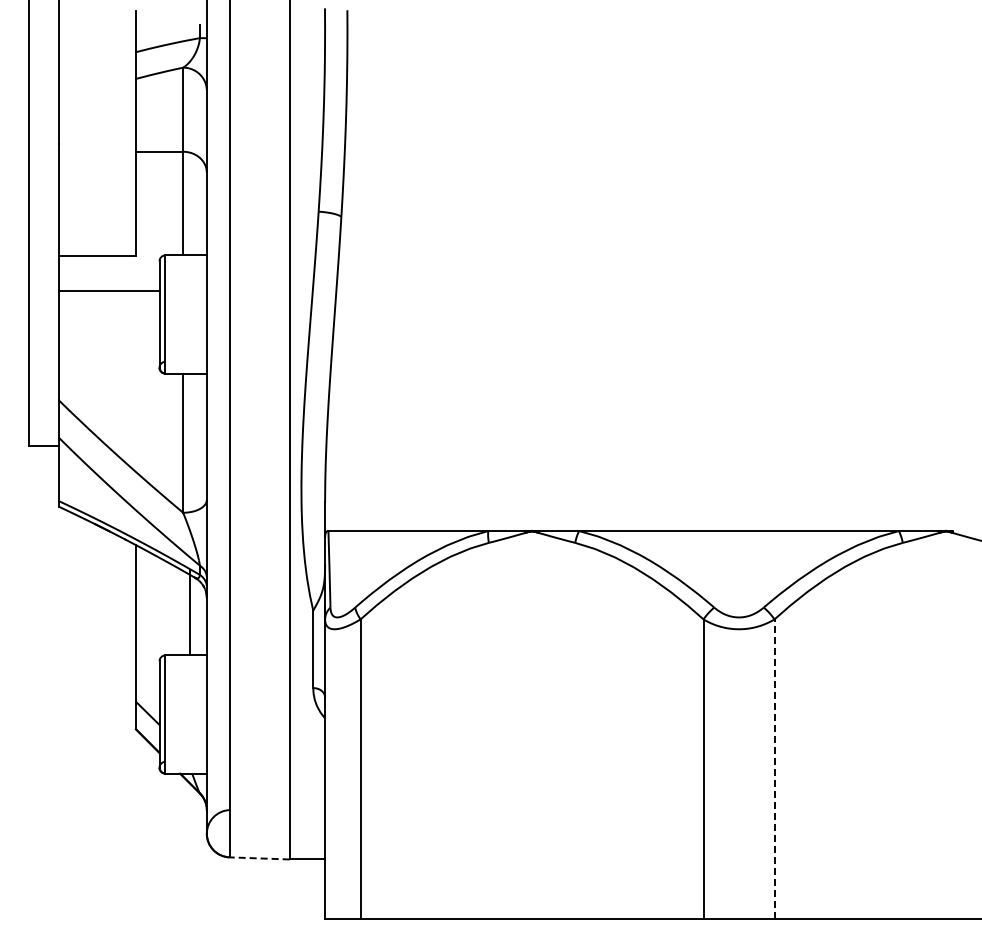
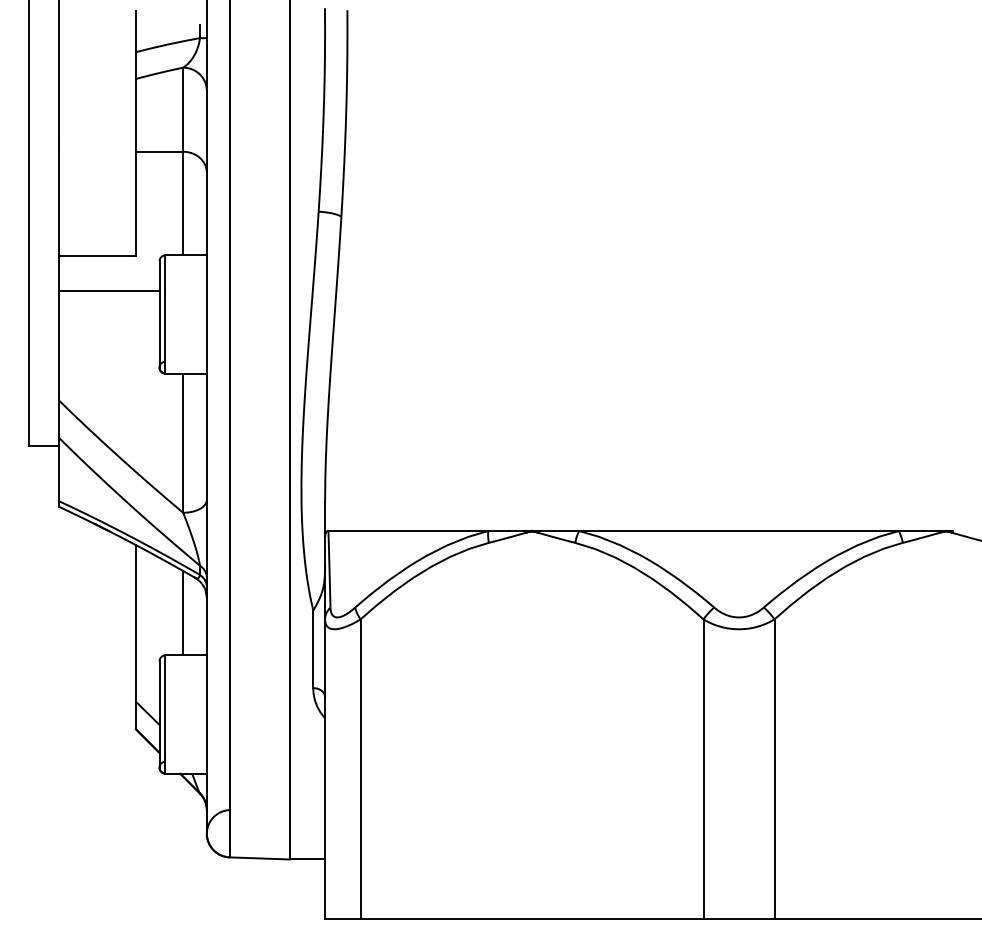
line position: (190, 613) -> (183, 613) (183, 613)
line: dashed -> solid (774, 769)
line: dashed -> solid (259, 858)
